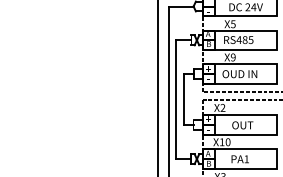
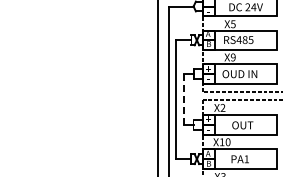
line: solid -> dashed (184, 99)
